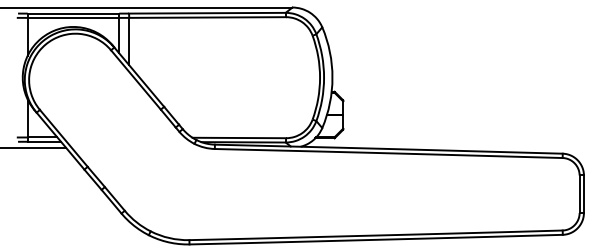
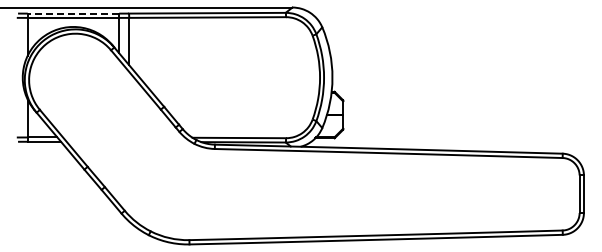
line: solid -> dashed (73, 13)
line: present -> none (34, 147)
